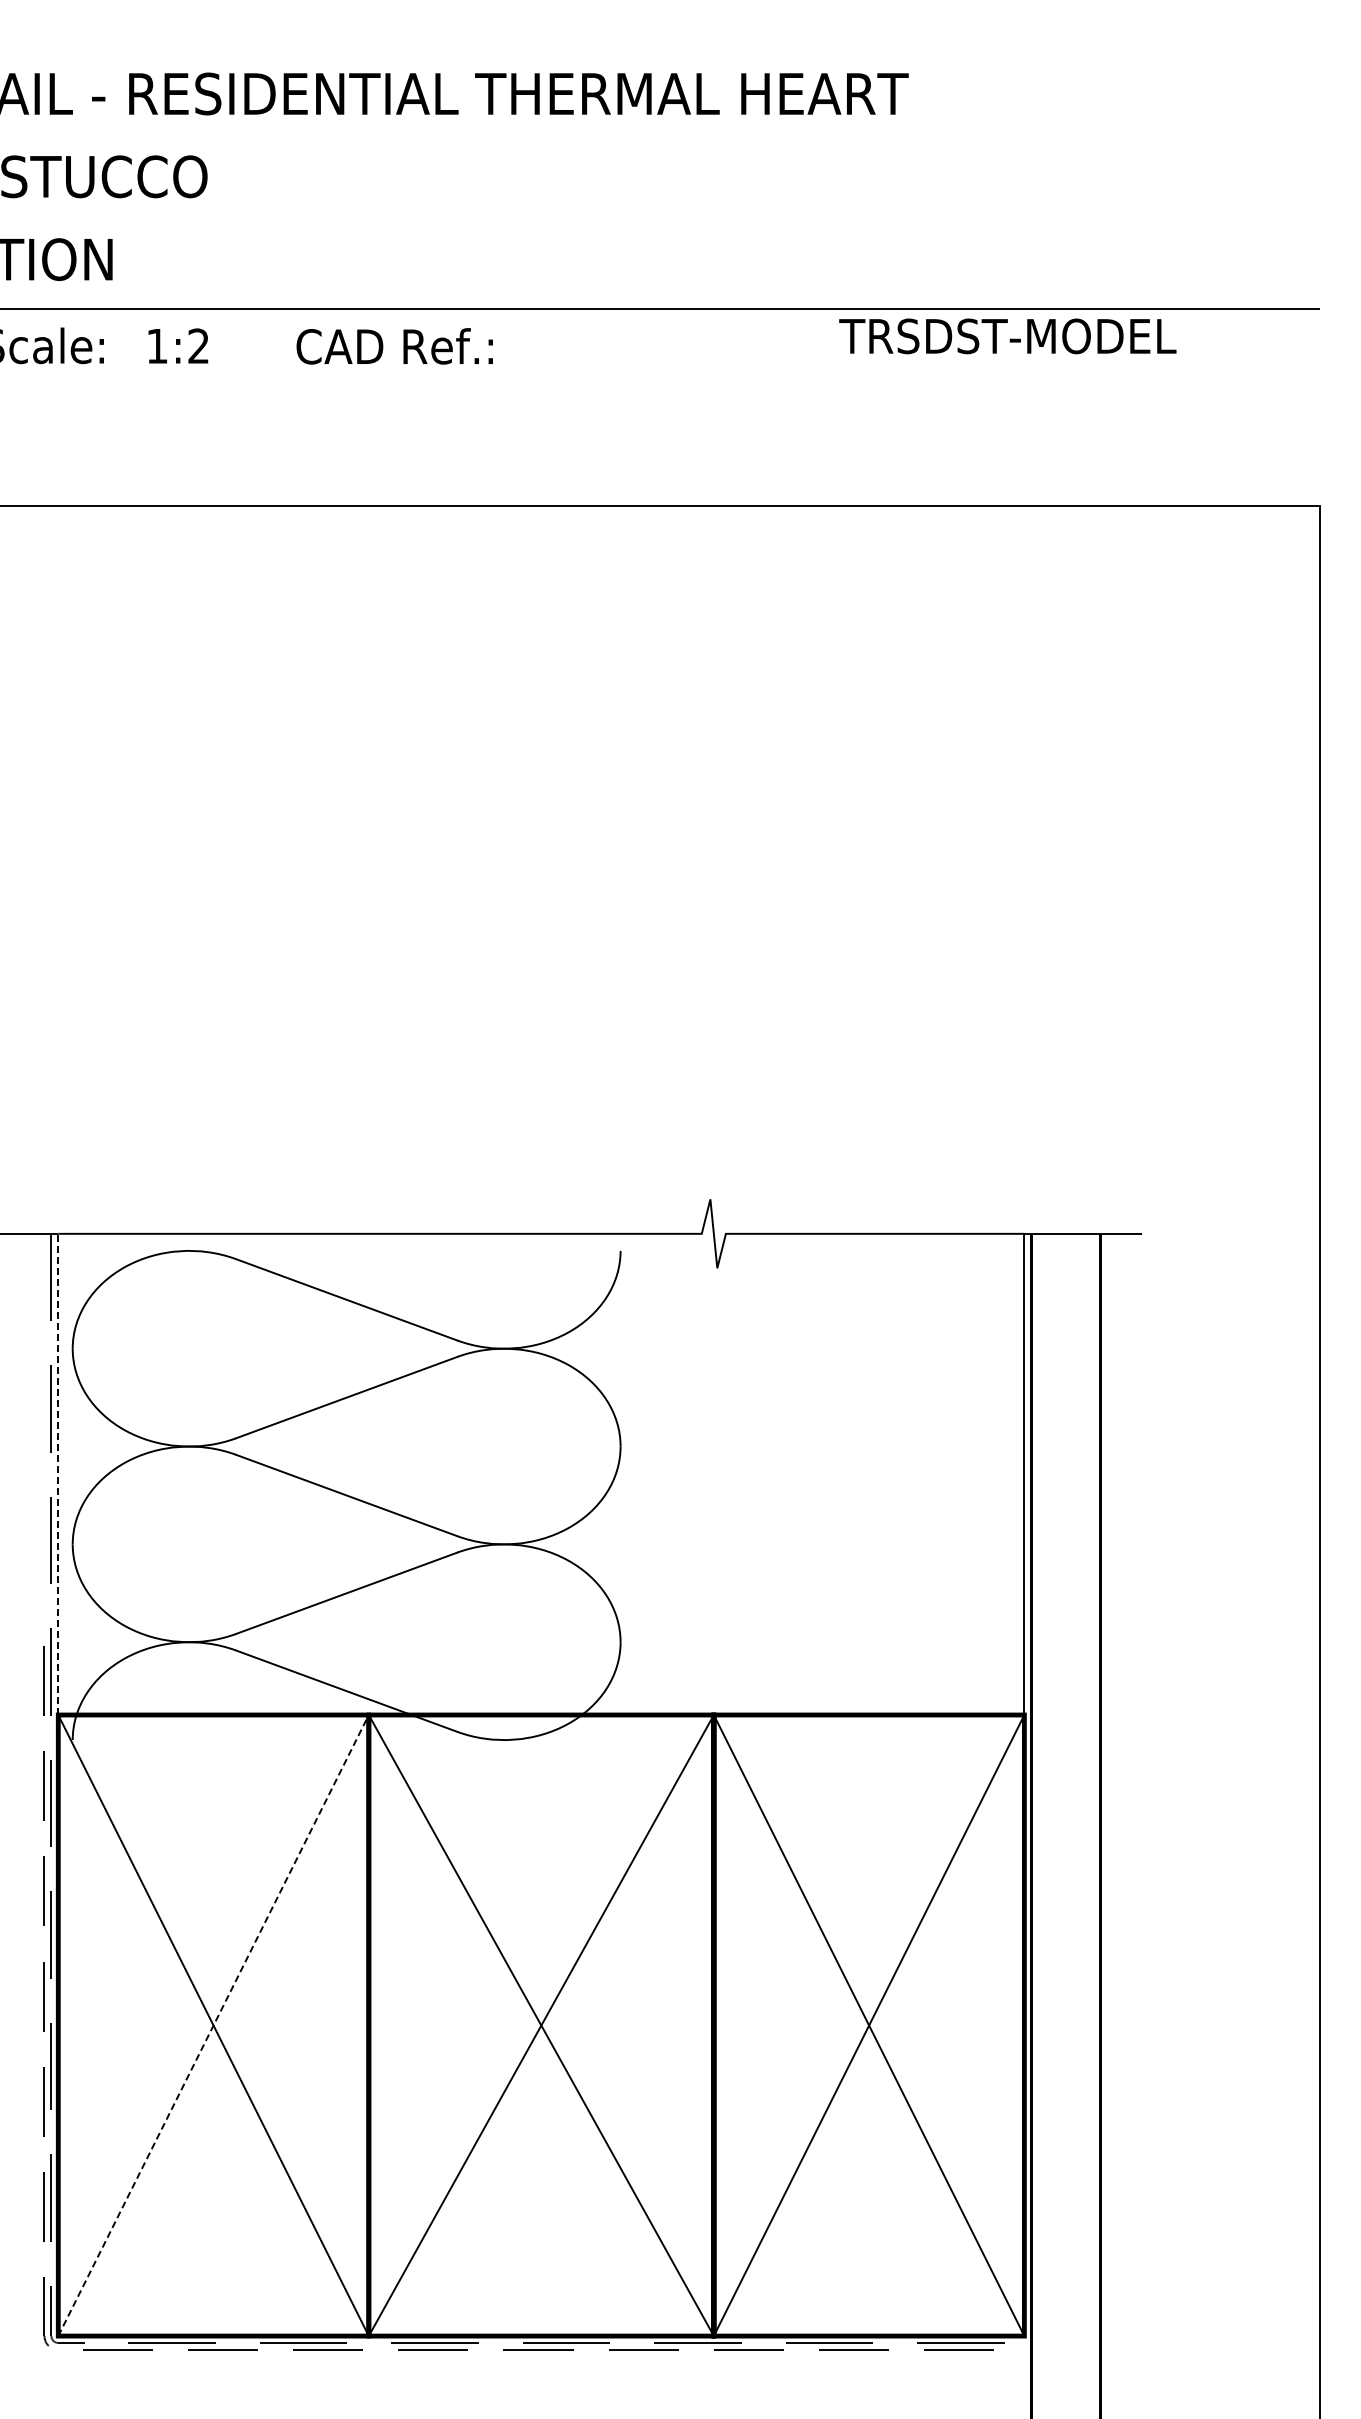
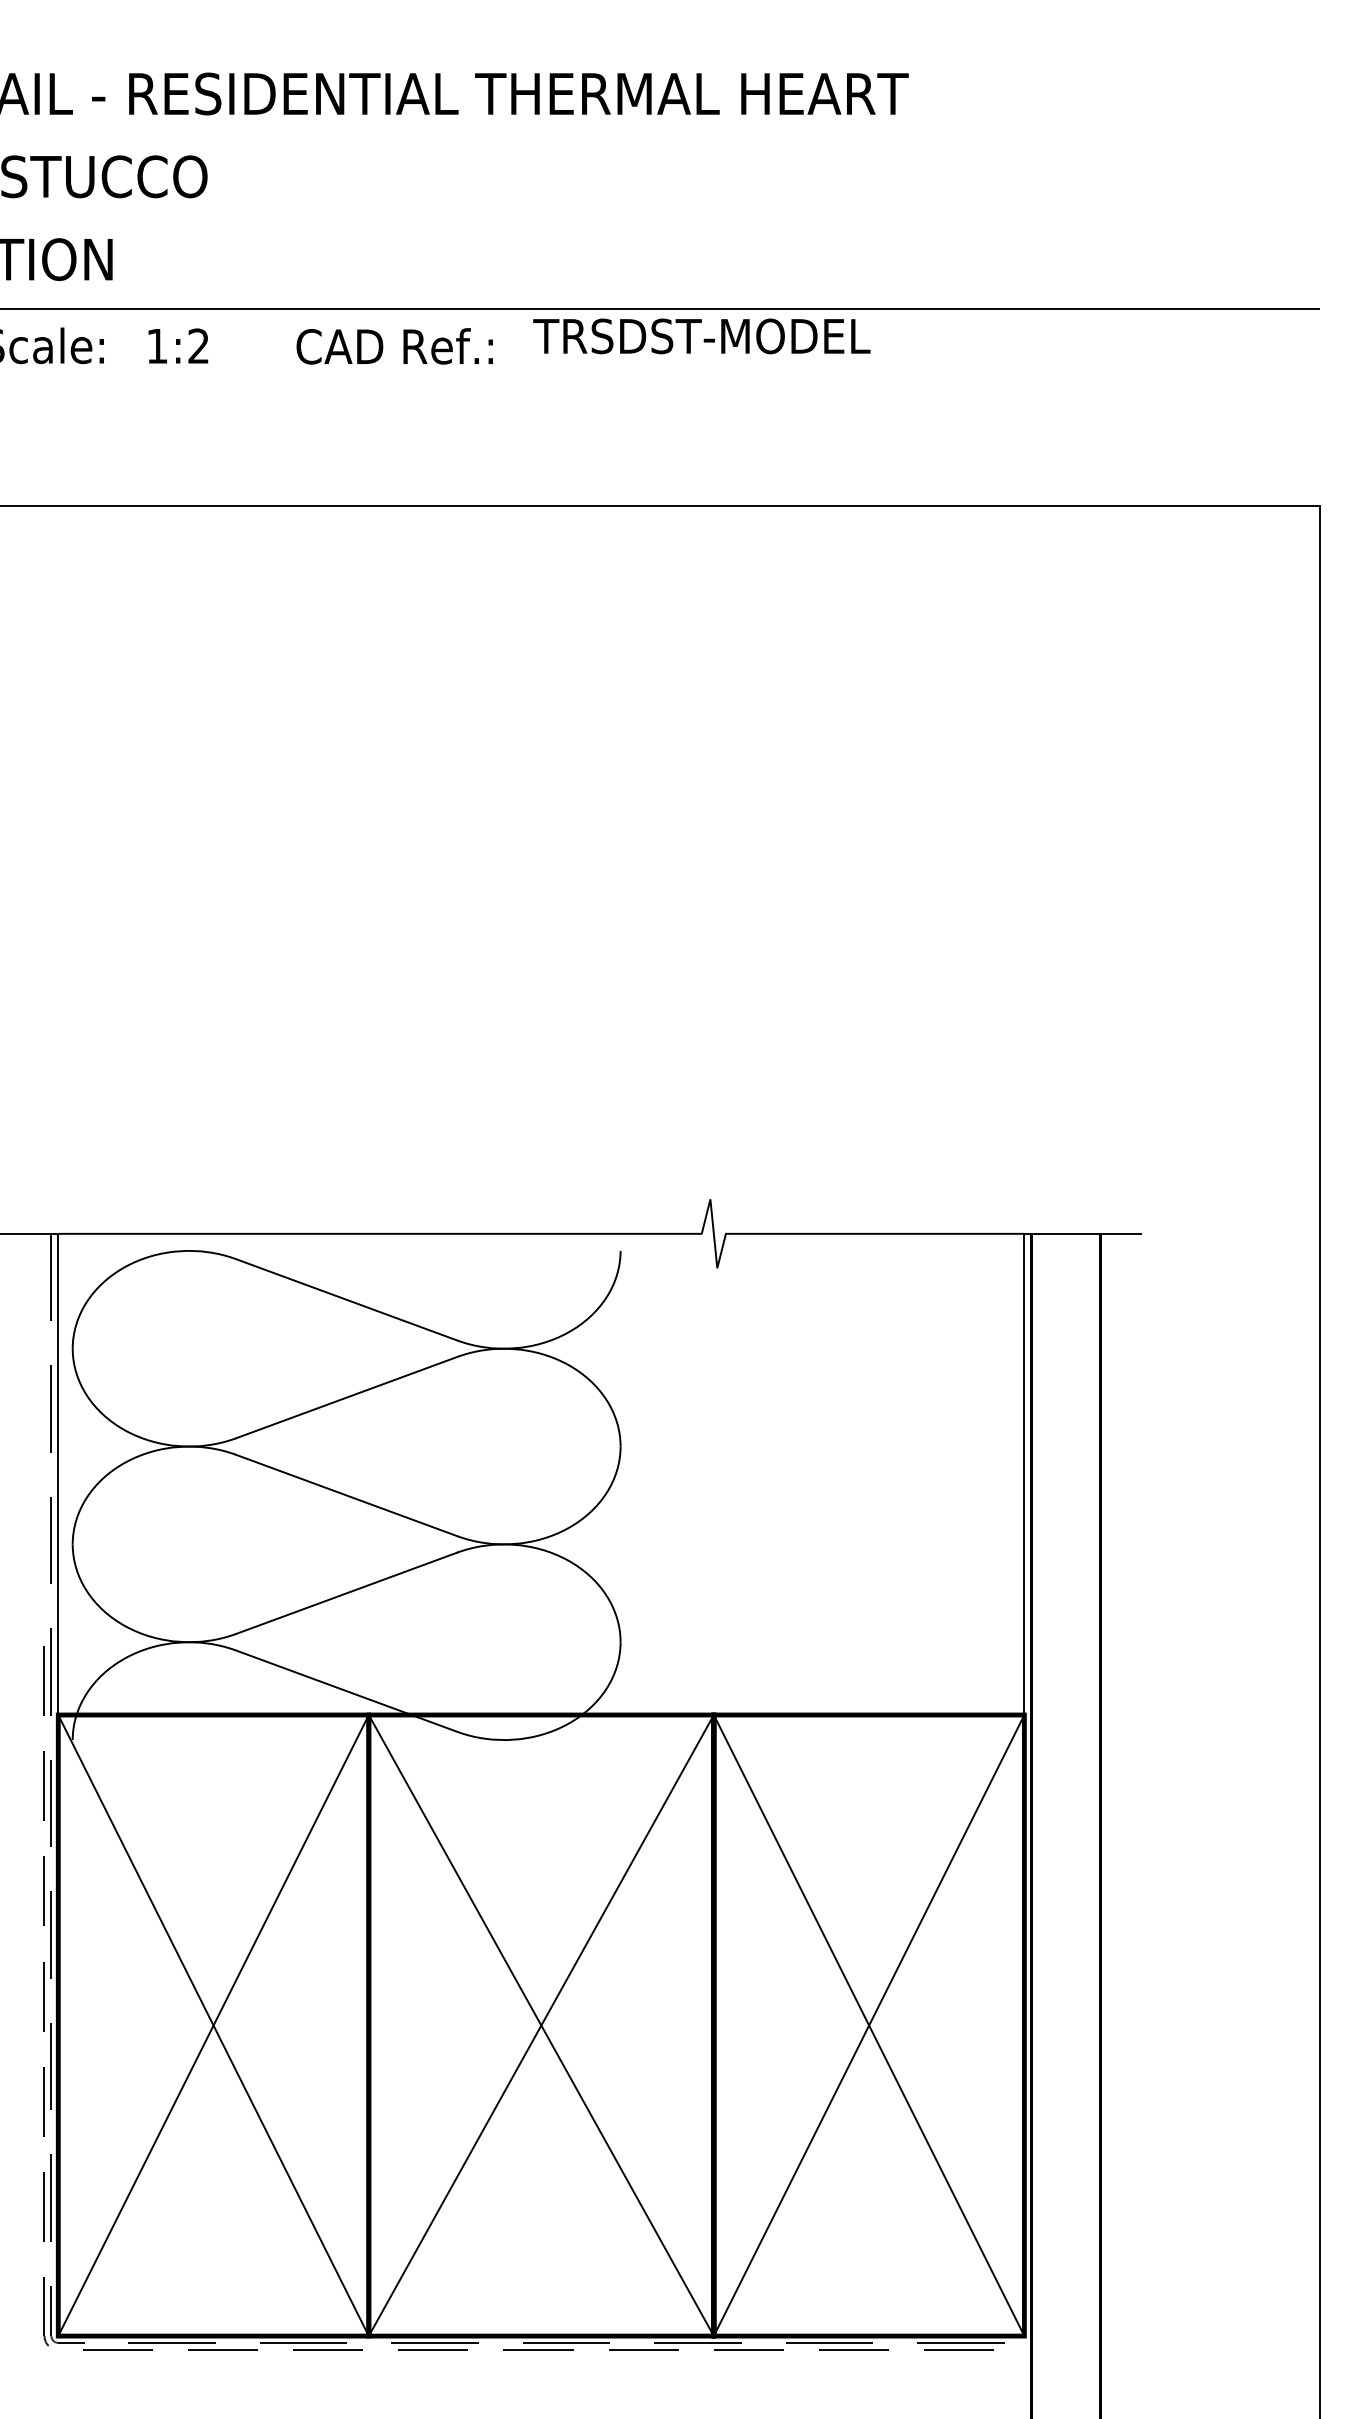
text position: (1007, 336) -> (701, 336) (701, 336)
line: dashed -> solid (58, 1474)
line: dashed -> solid (213, 2025)
